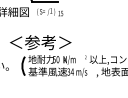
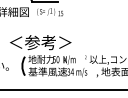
line: none -> present (63, 90)
